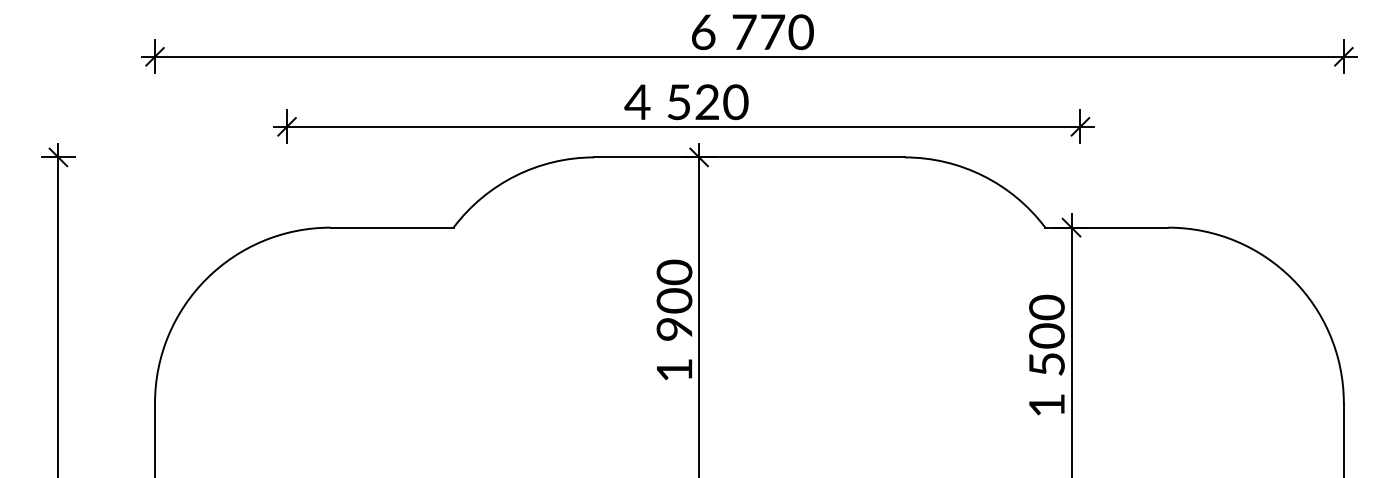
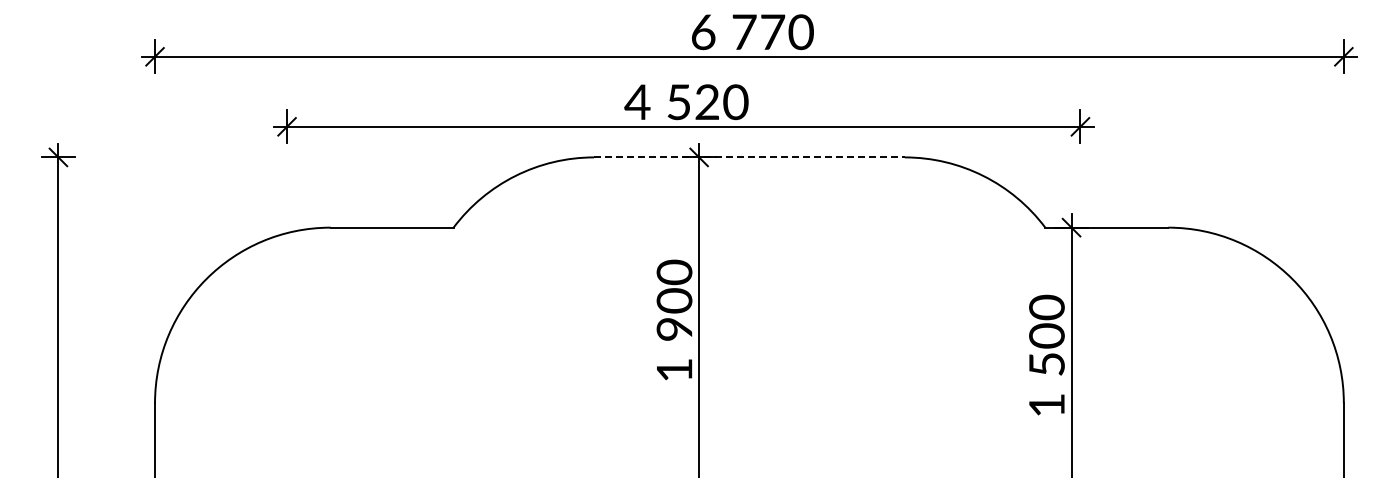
line: solid -> dashed (749, 157)
